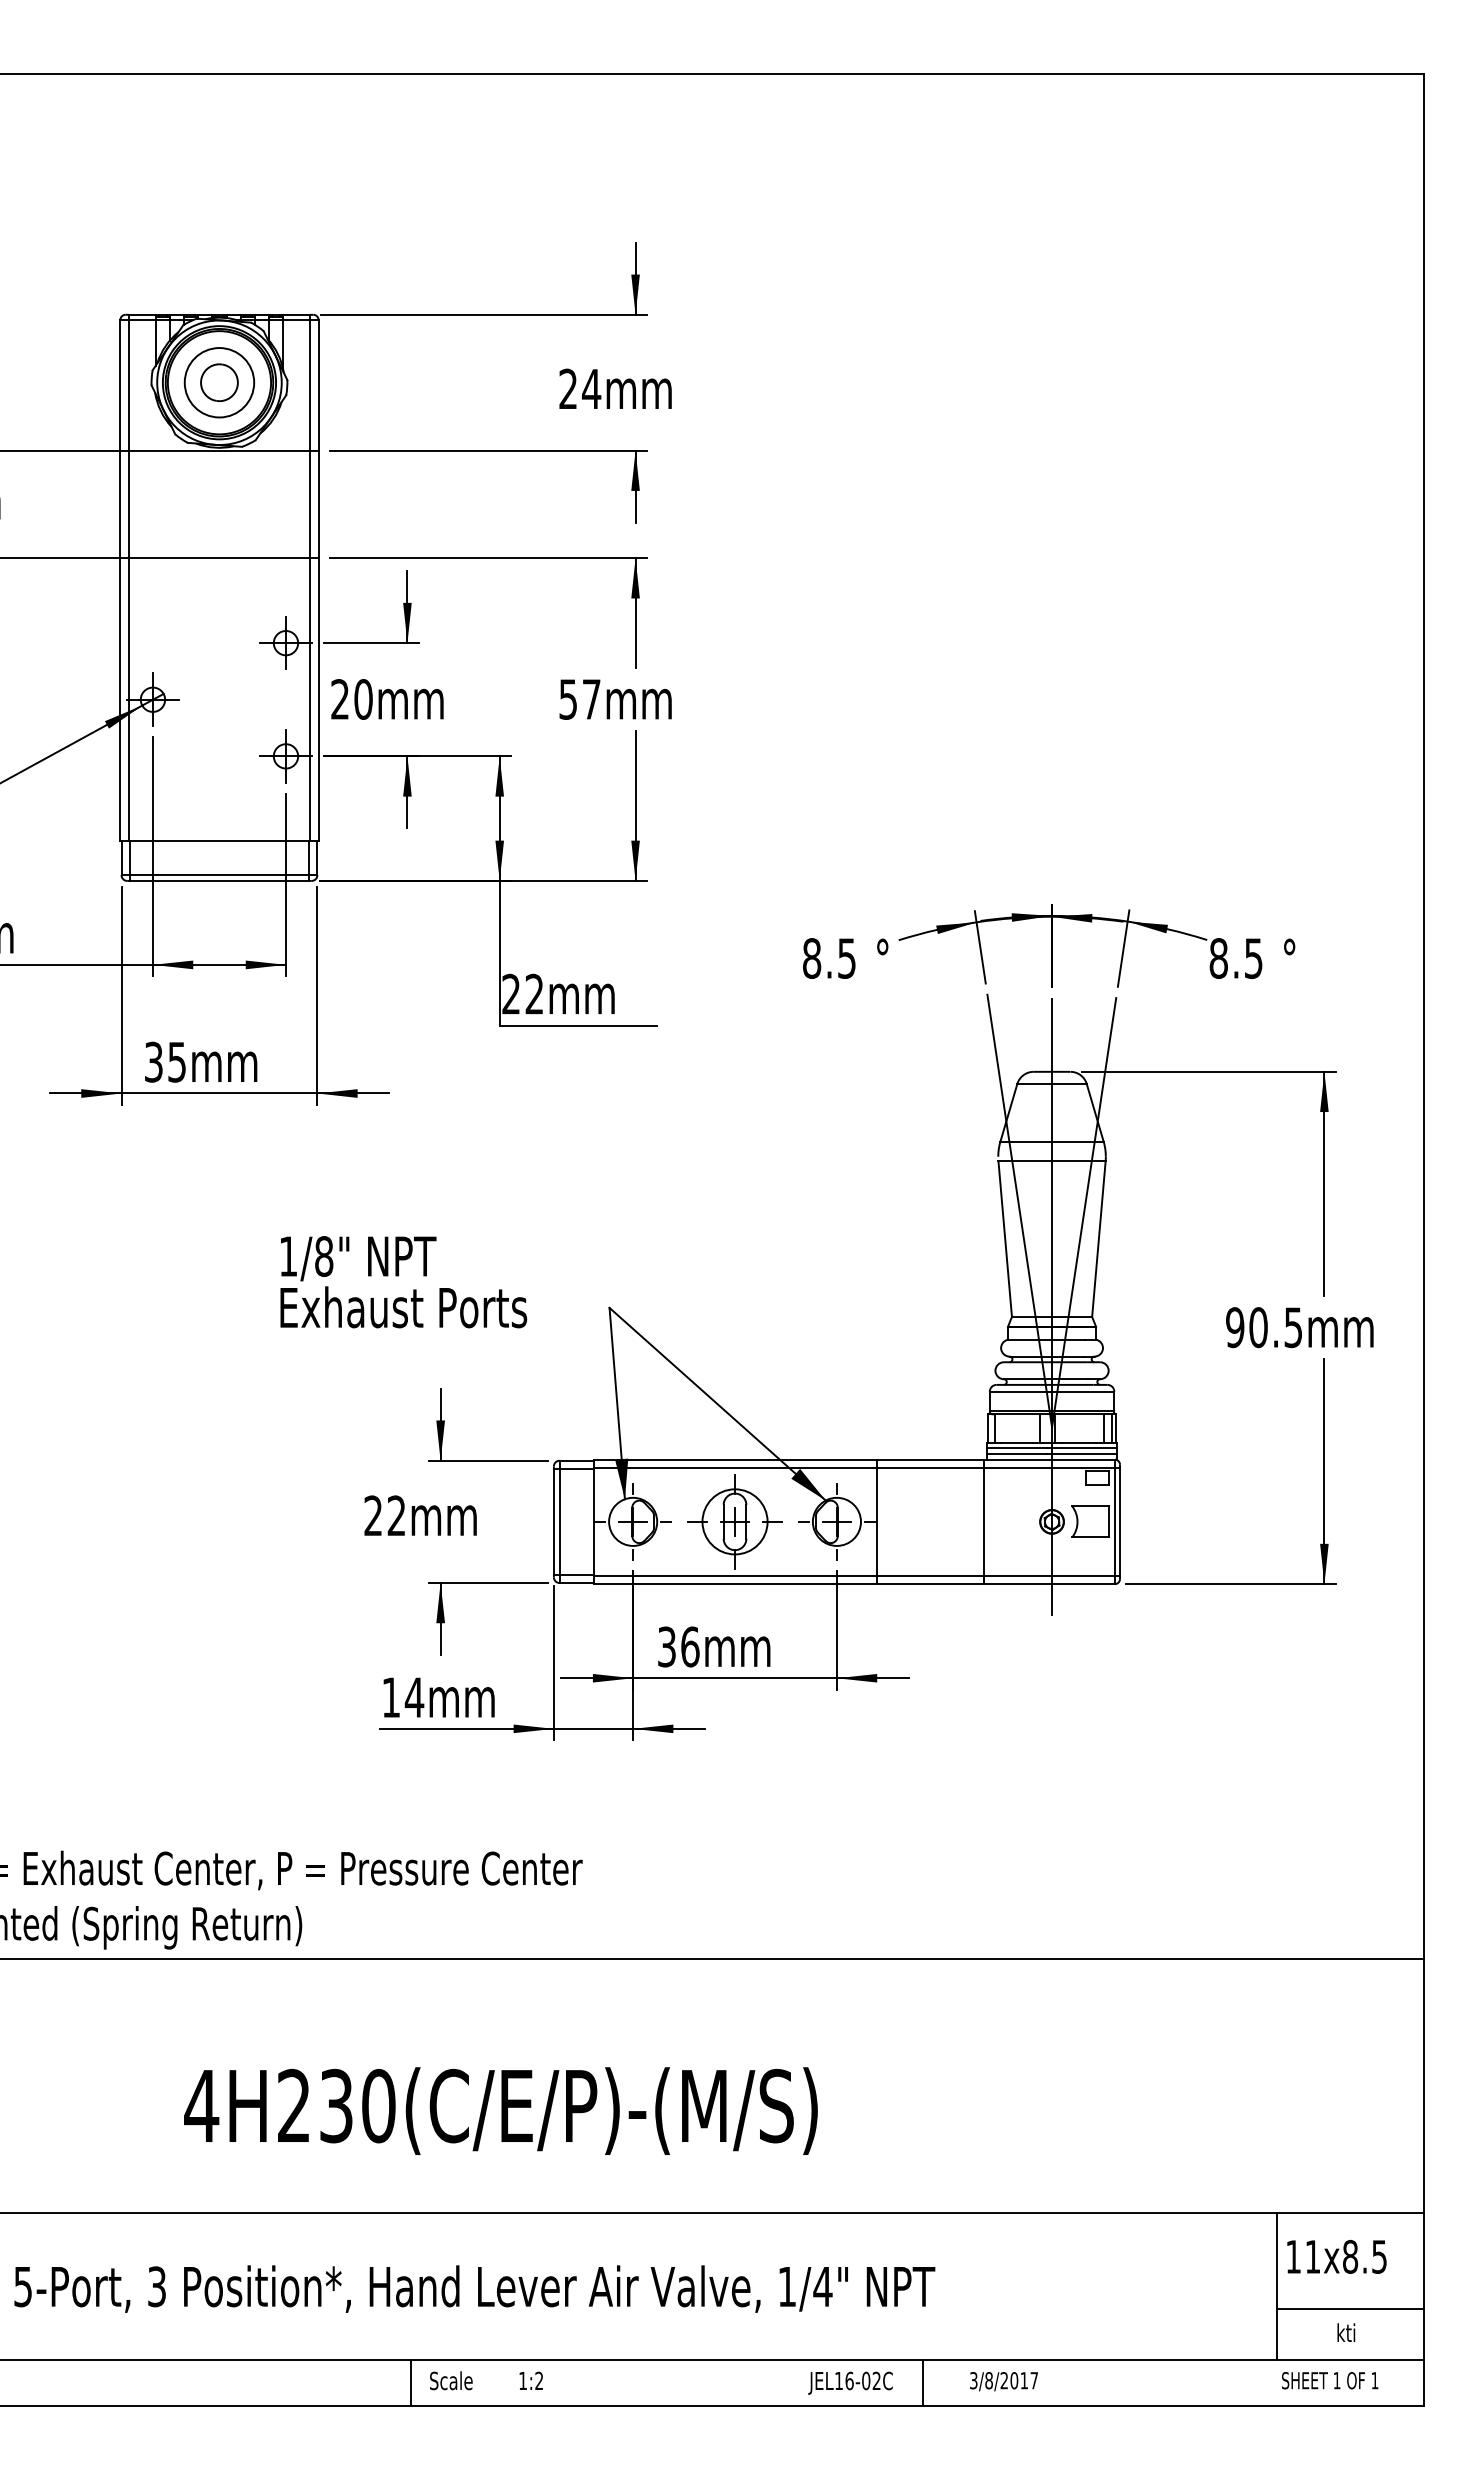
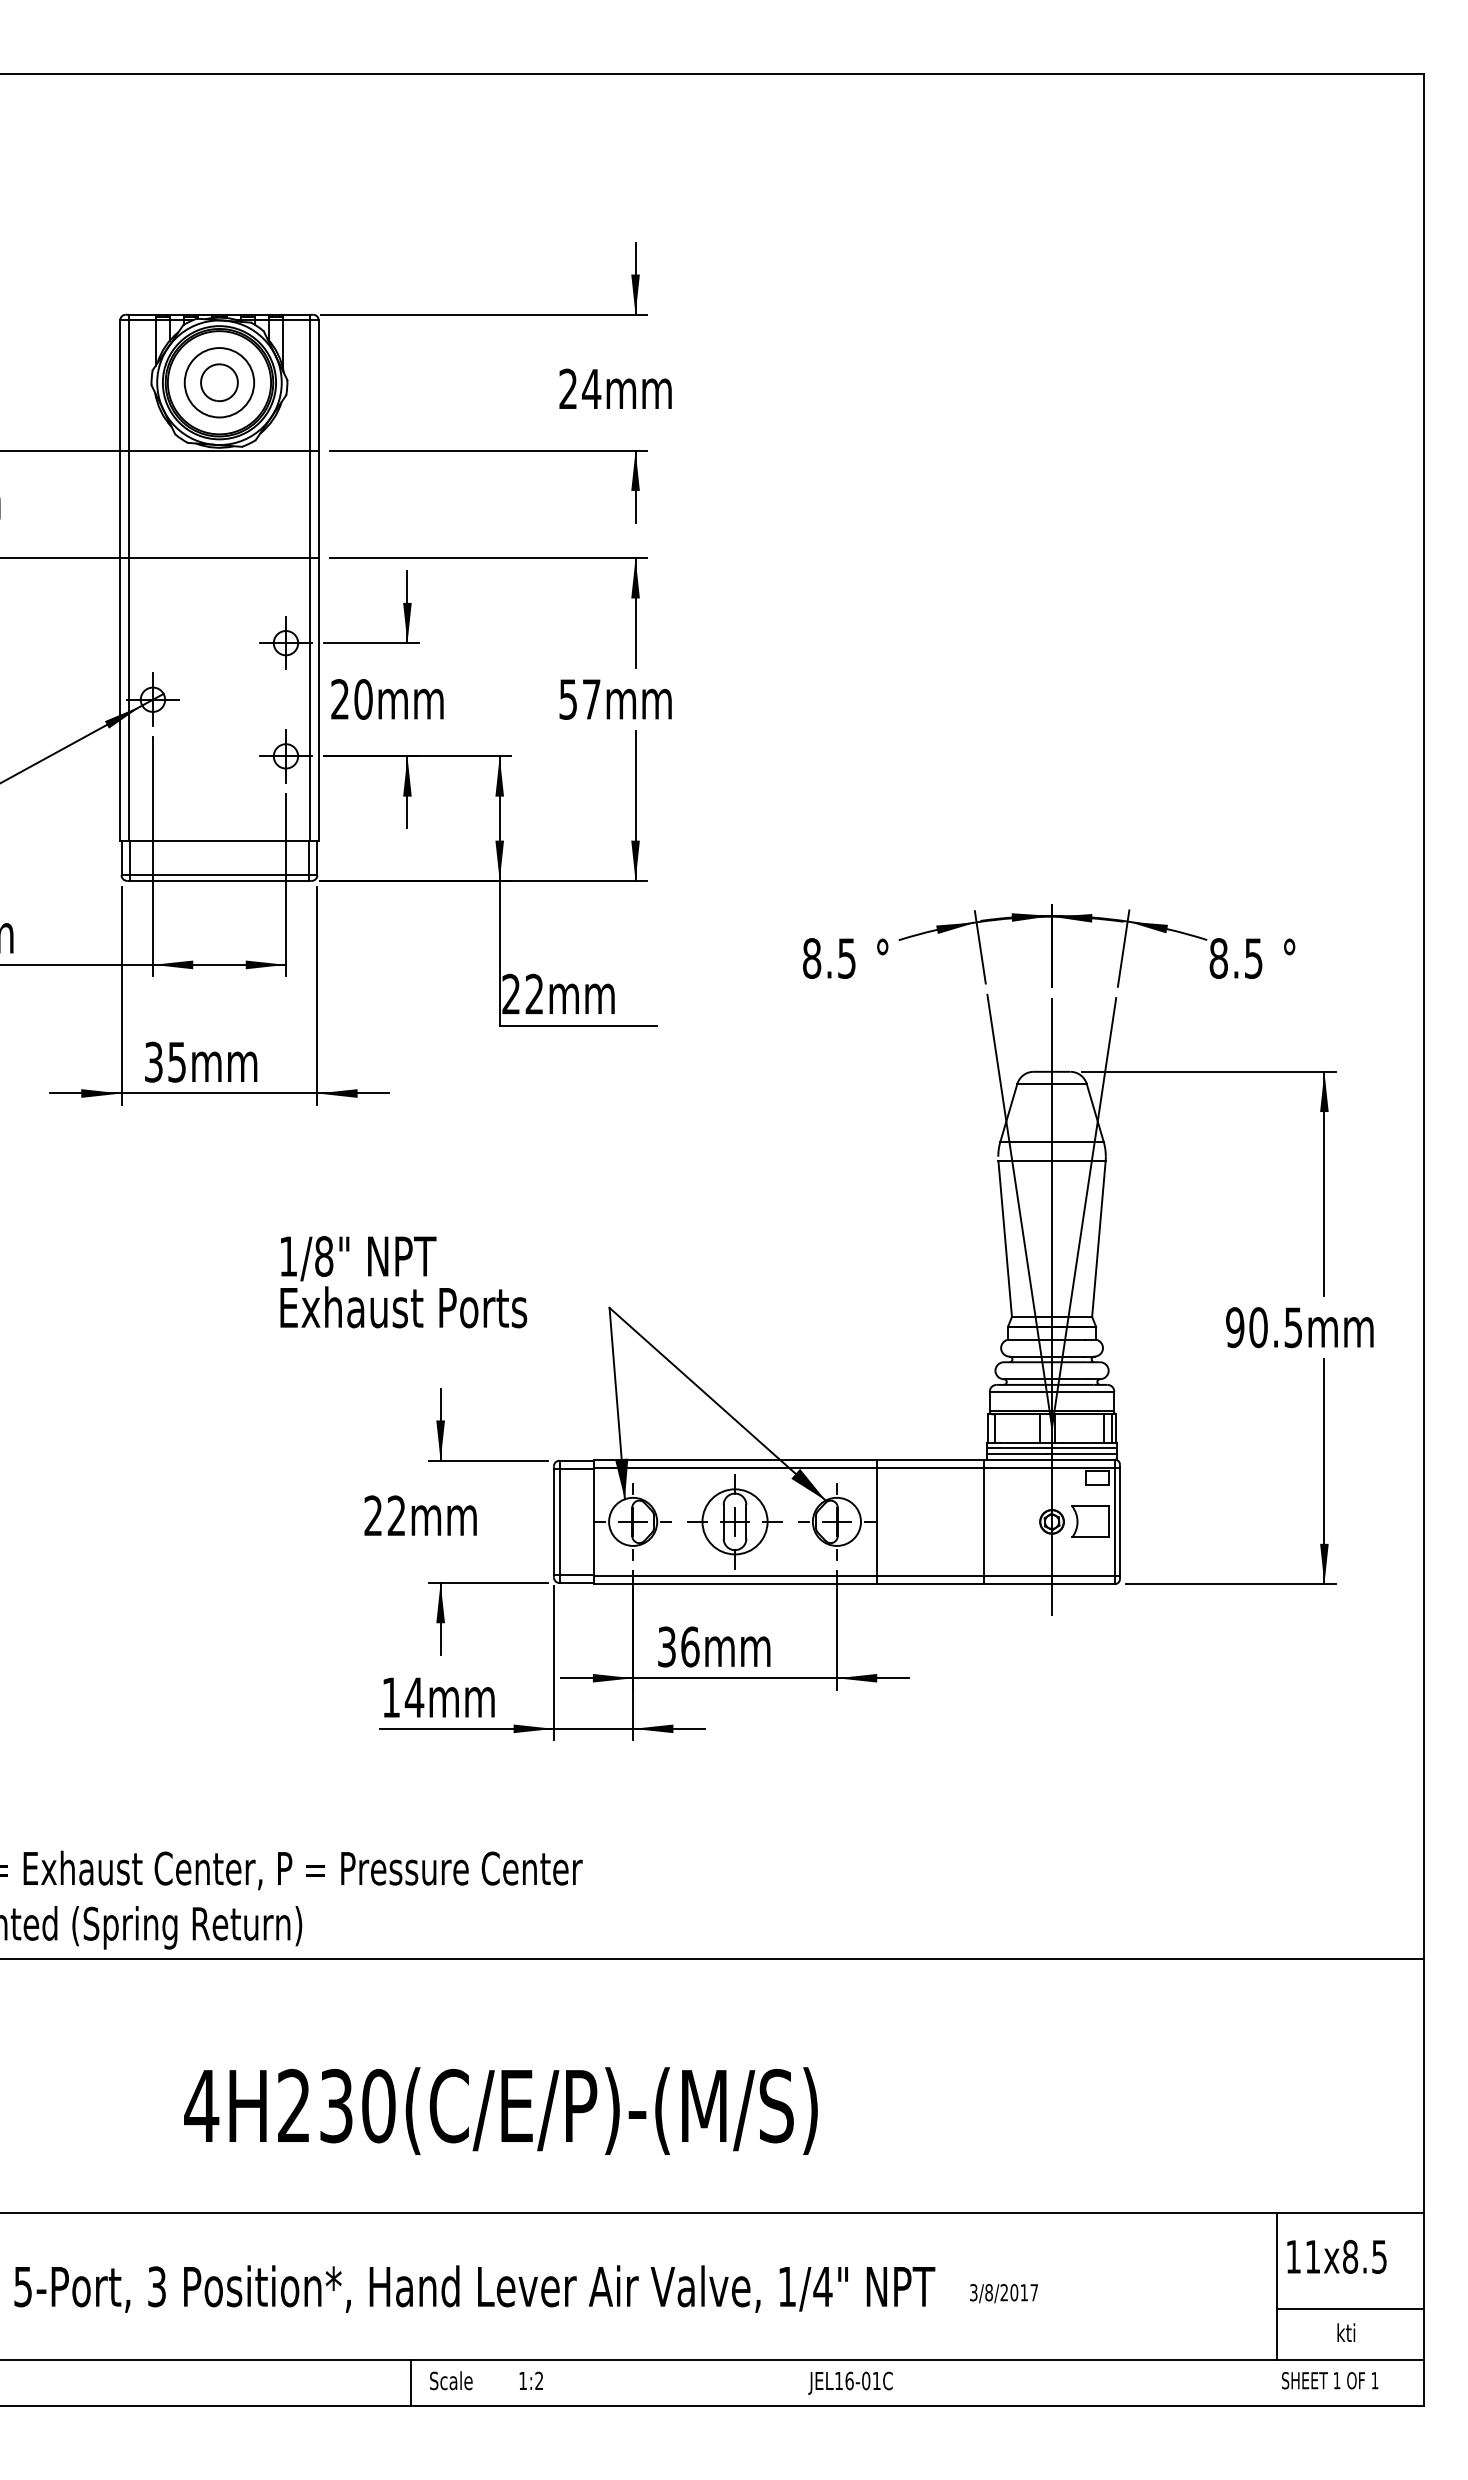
text: JEL16-02C -> JEL16-01C (876, 2380)
text position: (1003, 2381) -> (1003, 2293) (1003, 2293)
line: present -> none (923, 2382)
